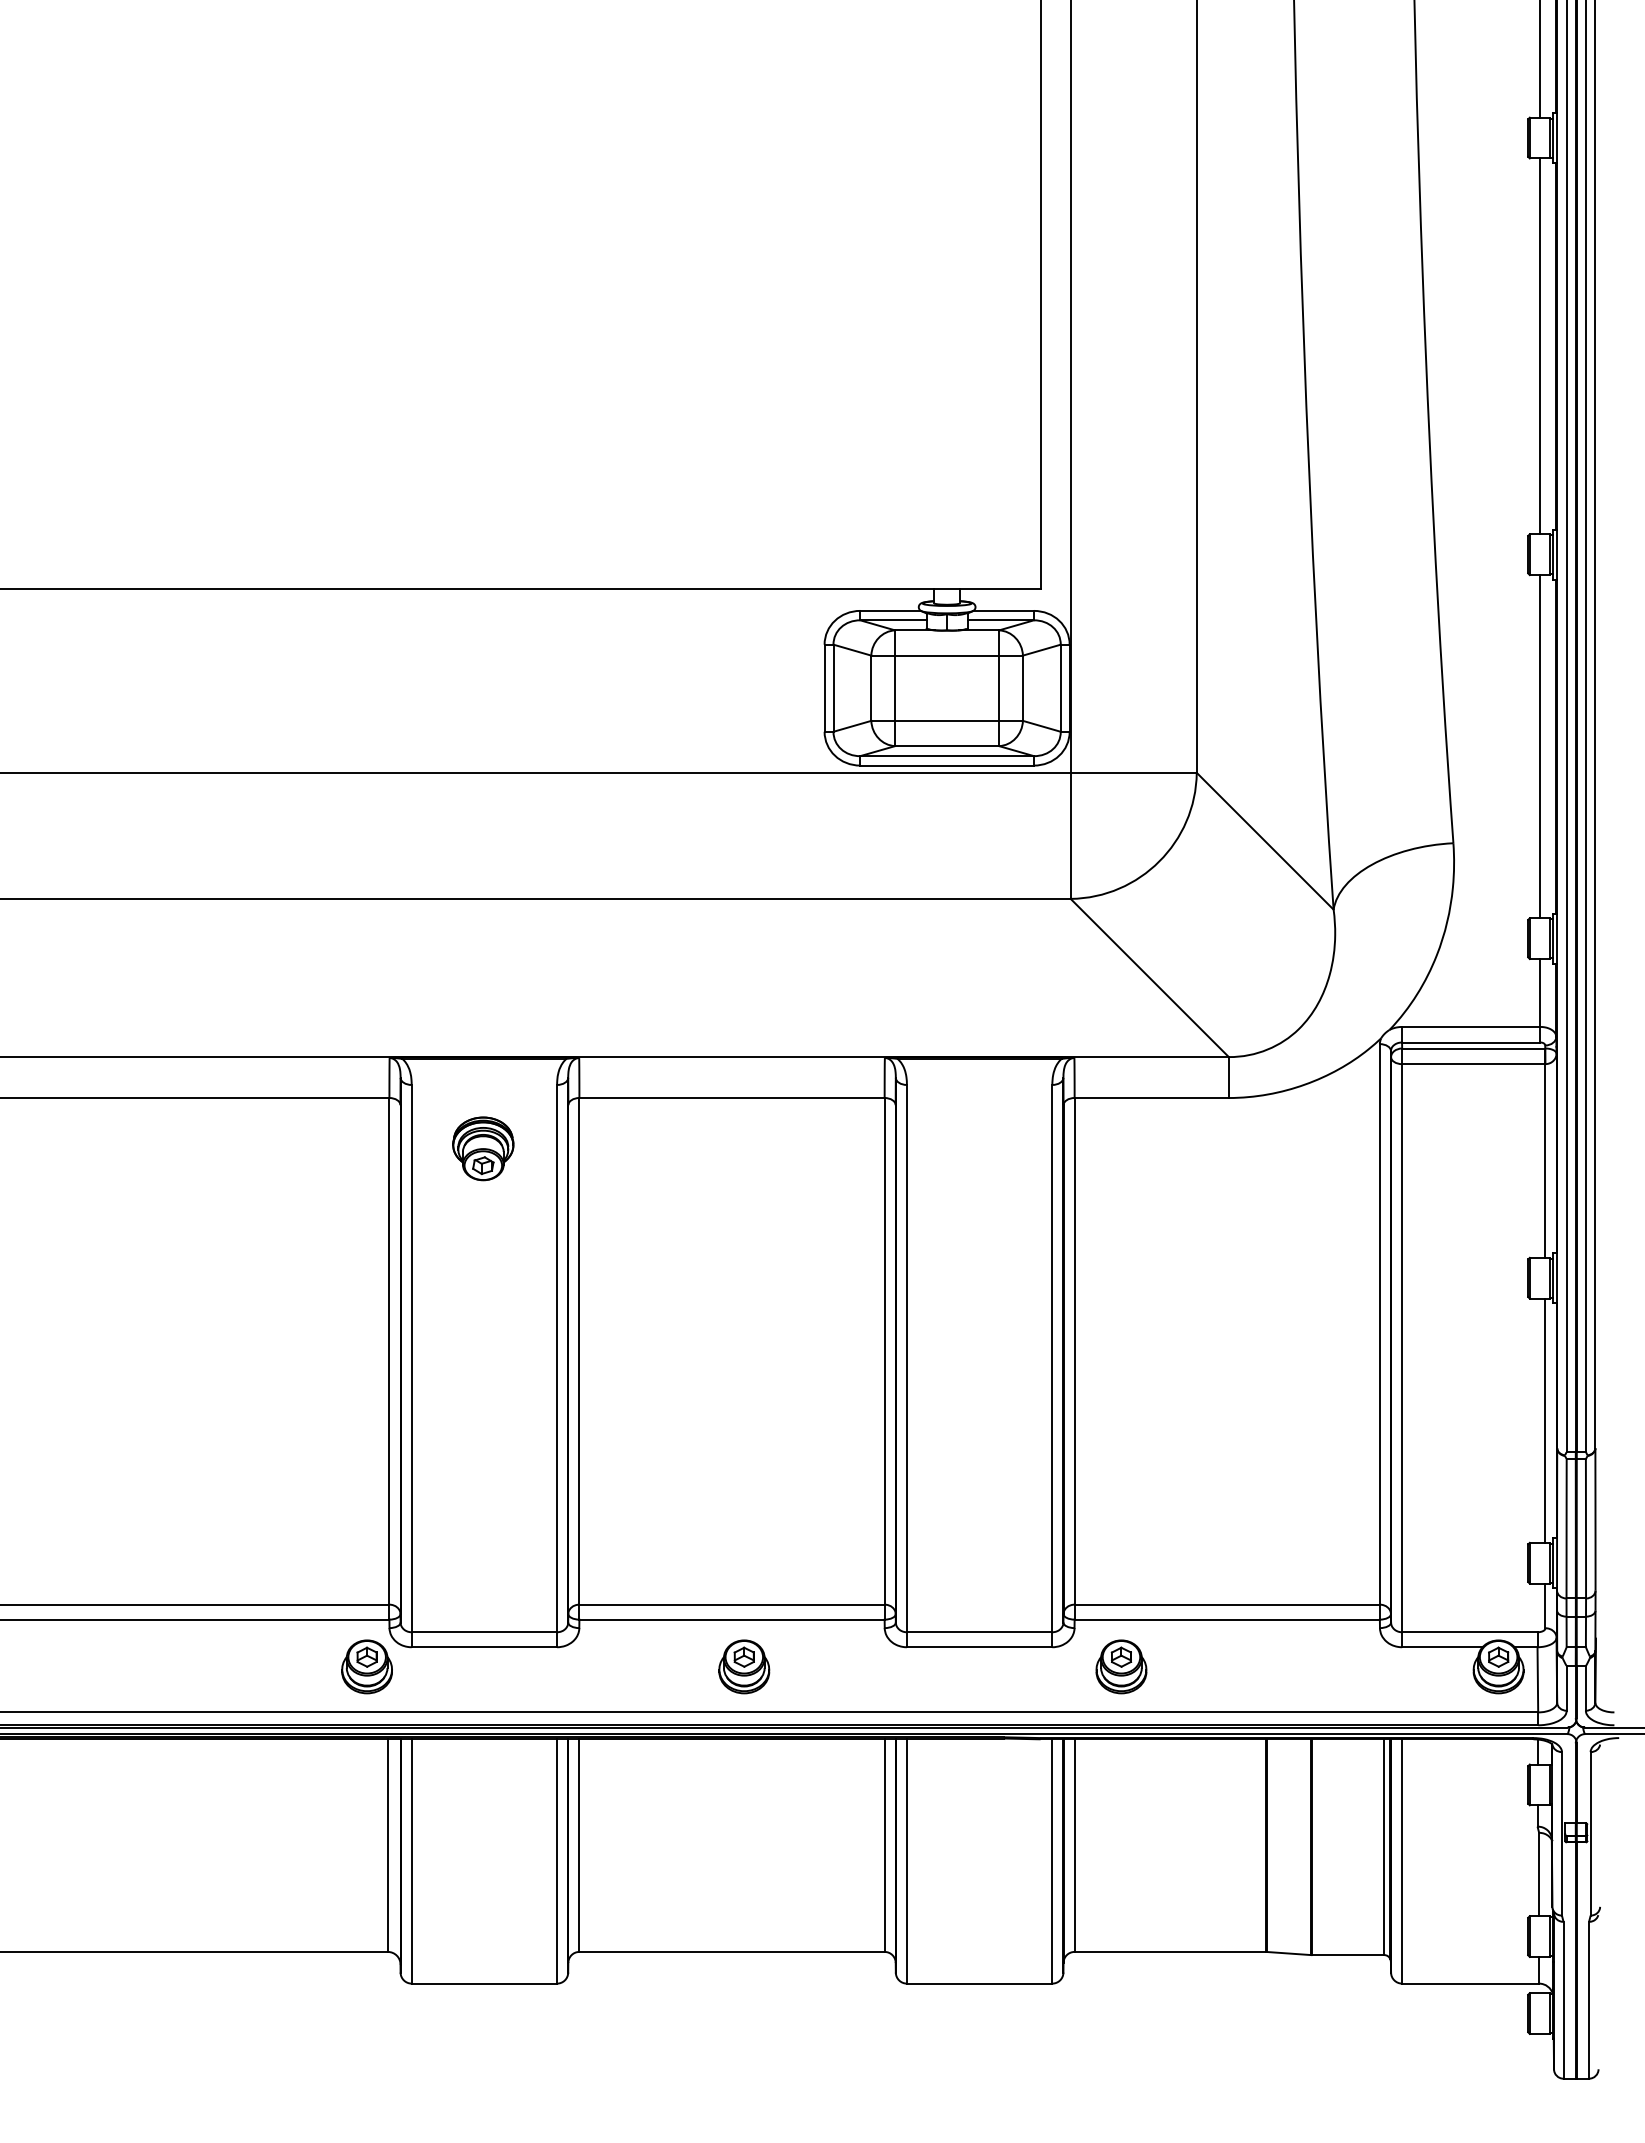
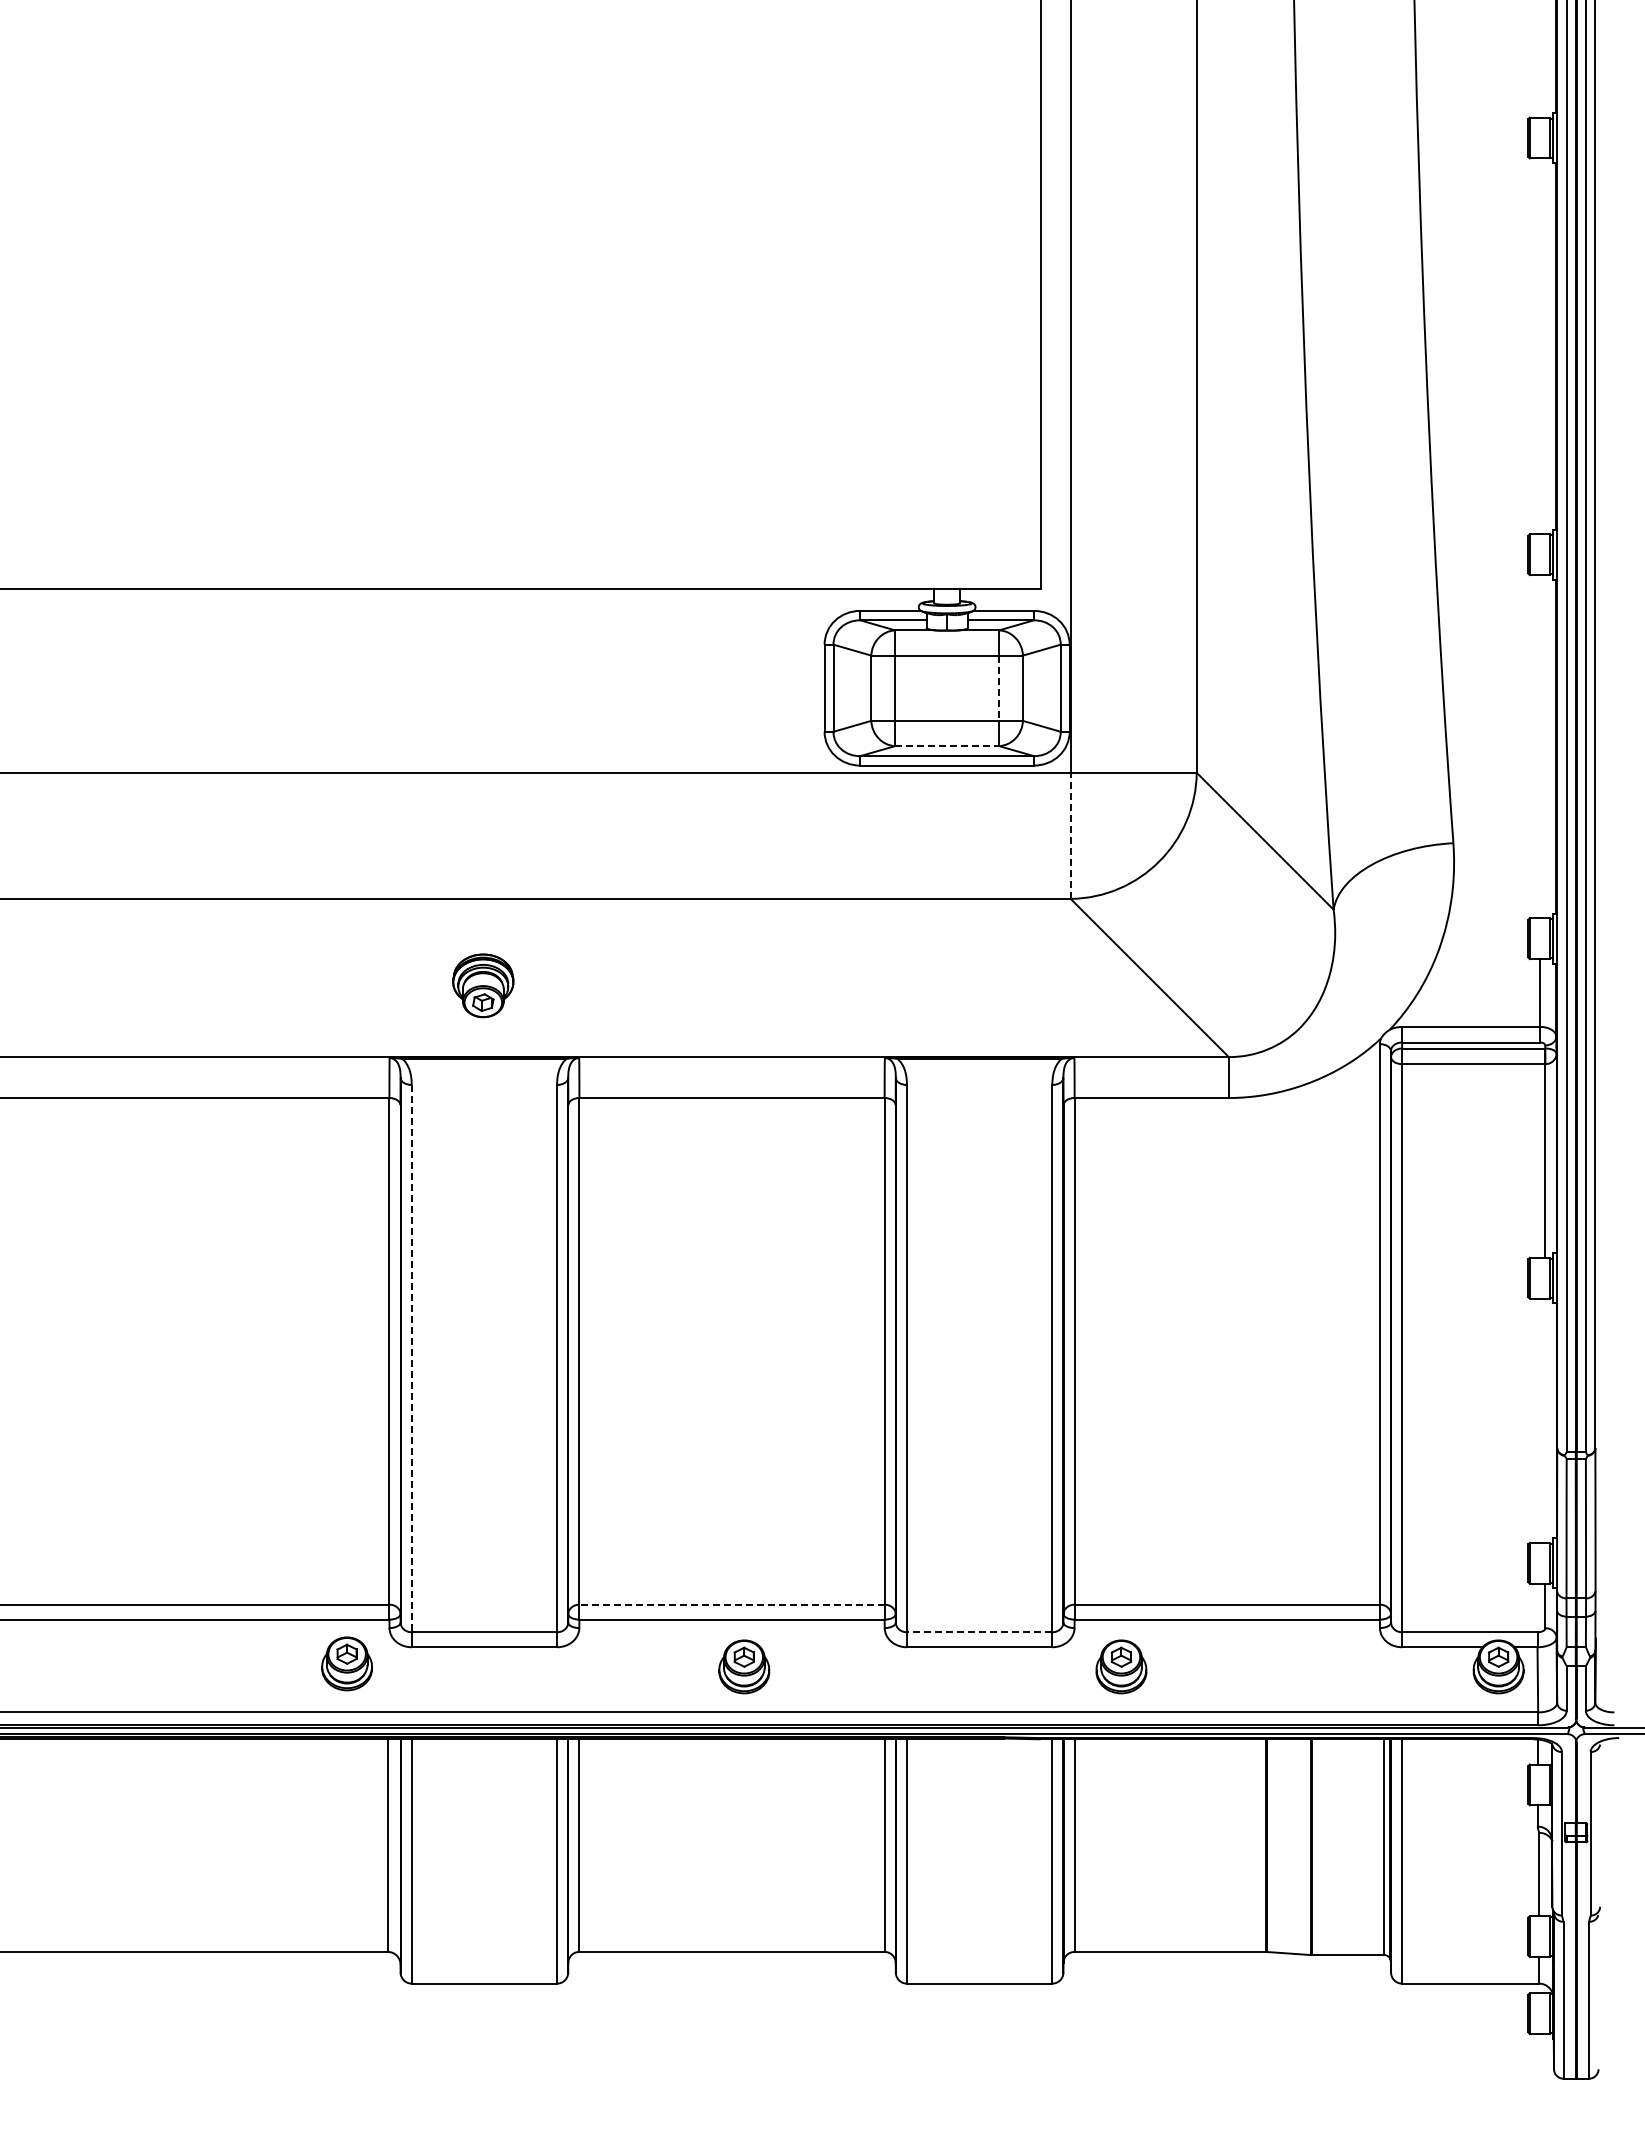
line: present -> none (1540, 59)
line: present -> none (1540, 346)
line: solid -> dashed (999, 688)
line: solid -> dashed (947, 746)
line: present -> none (1540, 746)
line: solid -> dashed (1070, 835)
part position: (483, 1148) -> (483, 985) (483, 985)
line: solid -> dashed (411, 1358)
line: present -> none (1545, 1420)
line: solid -> dashed (732, 1604)
line: solid -> dashed (979, 1632)
part position: (366, 1666) -> (346, 1663) (346, 1663)
